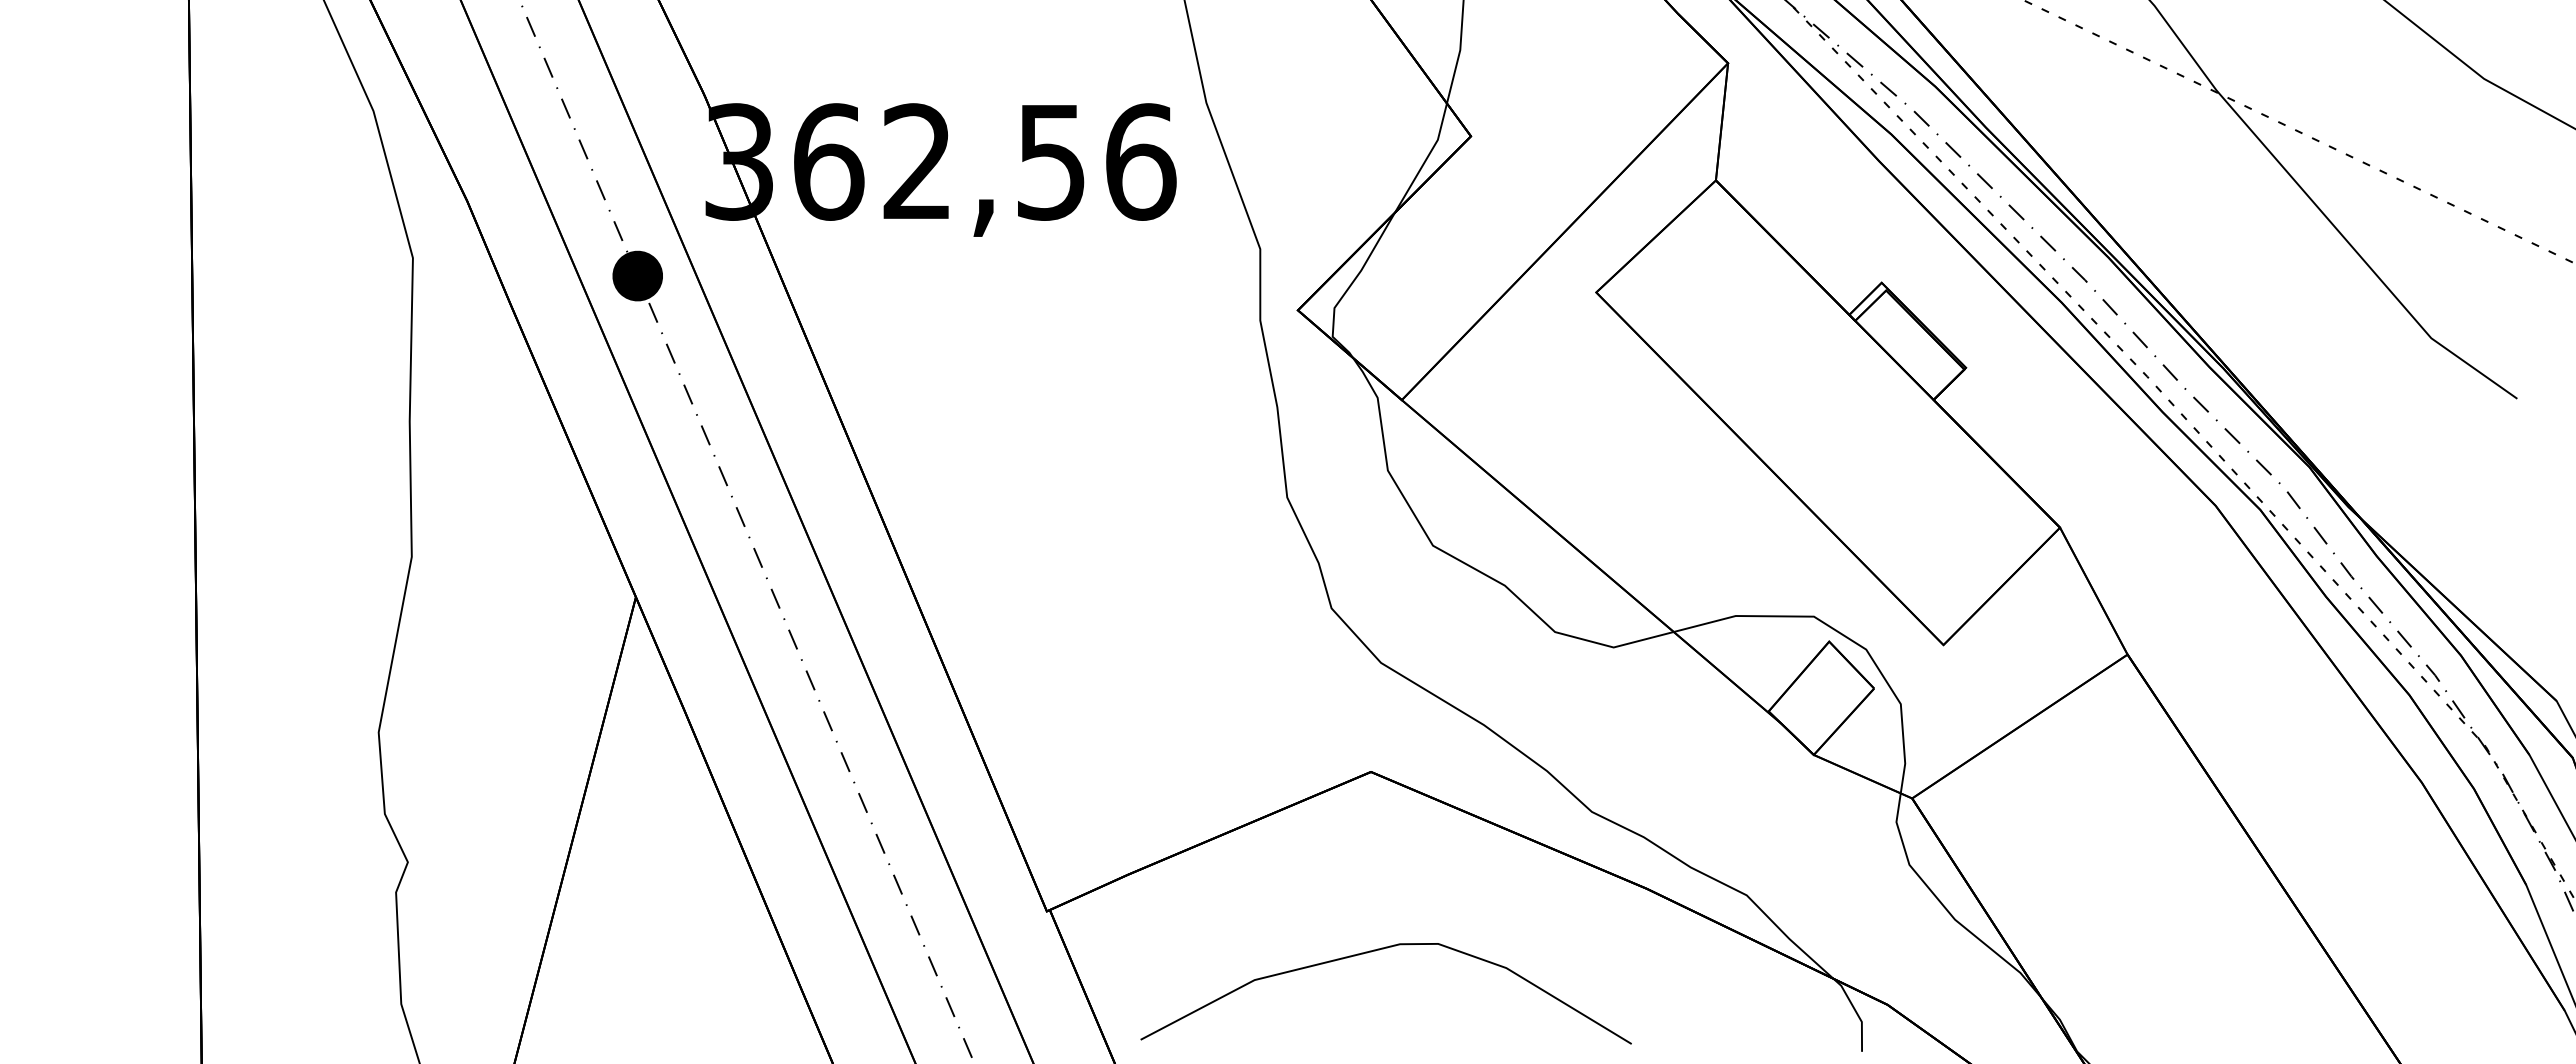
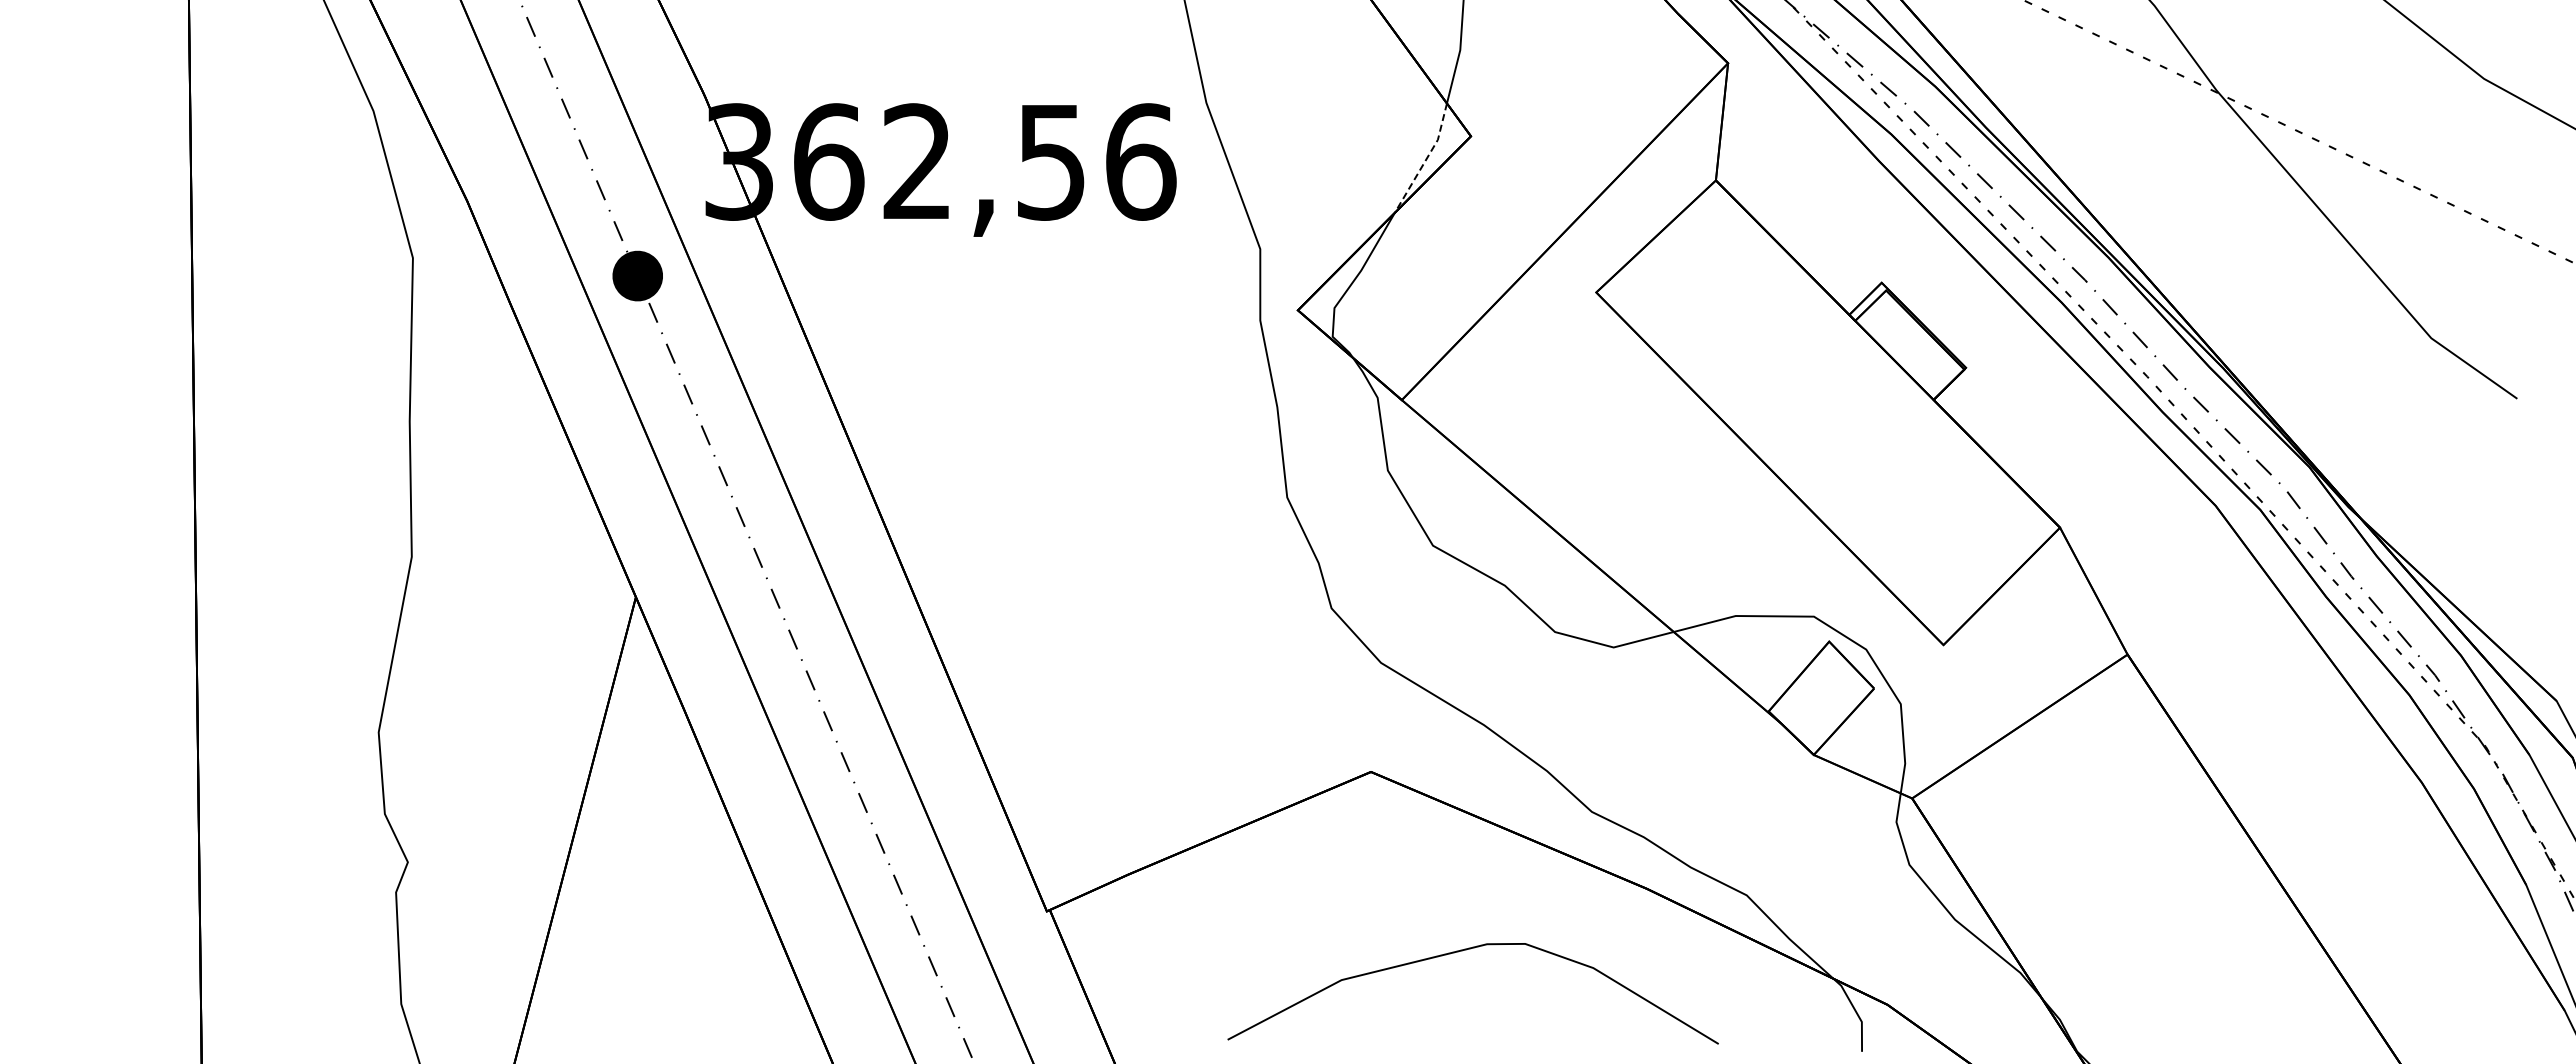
line: solid -> dashed (1426, 159)
curve position: (1375, 951) -> (1462, 951) (1462, 951)
